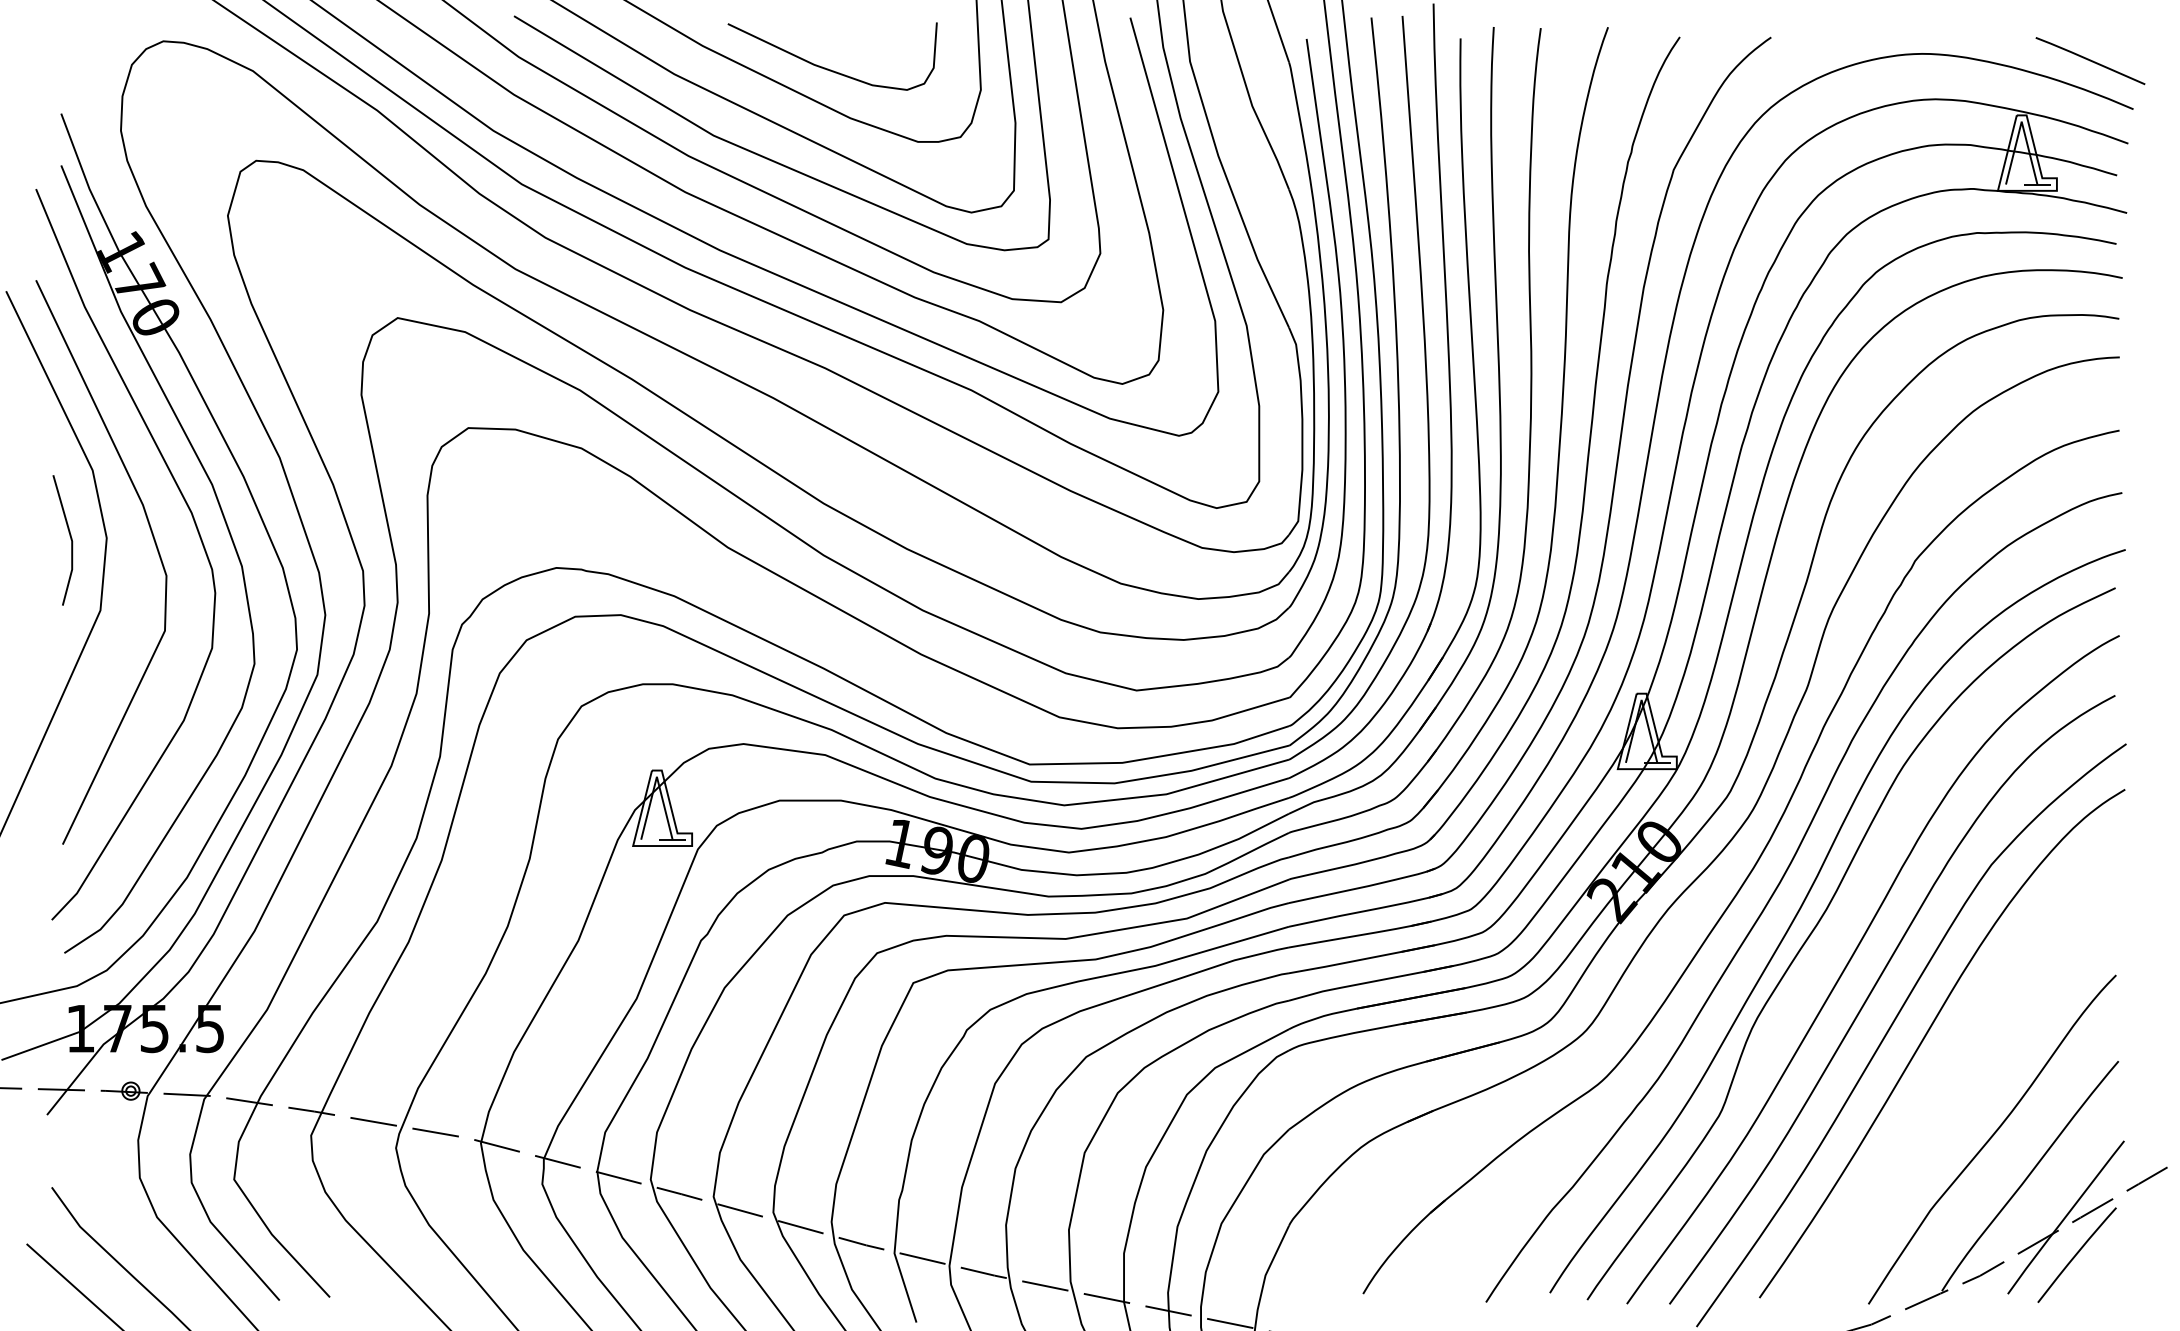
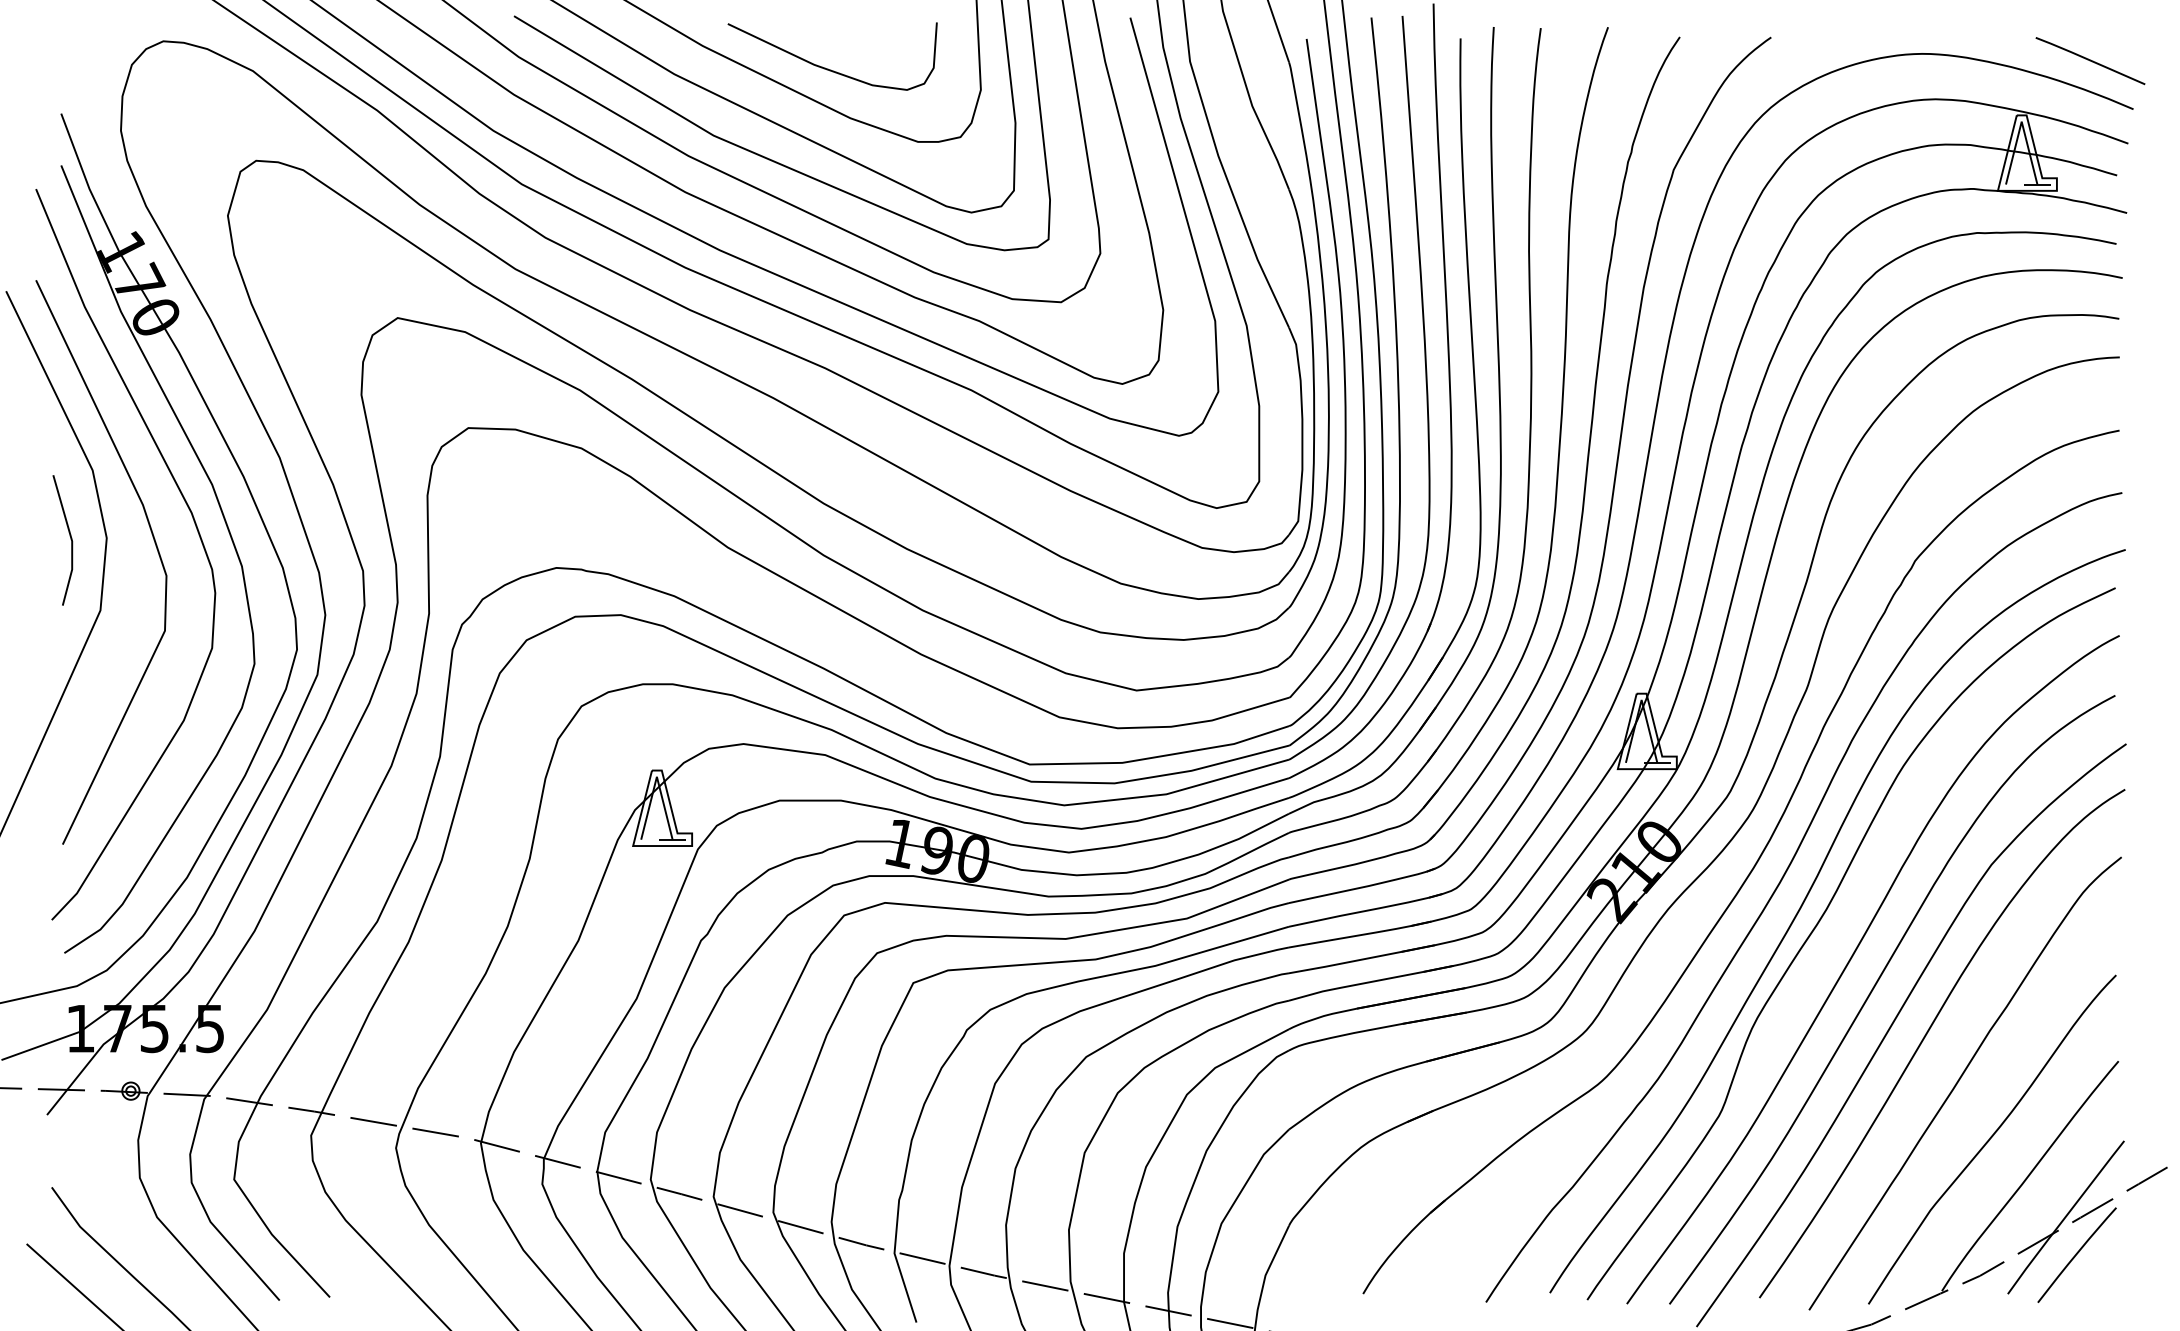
curve: none -> present (1959, 1081)
